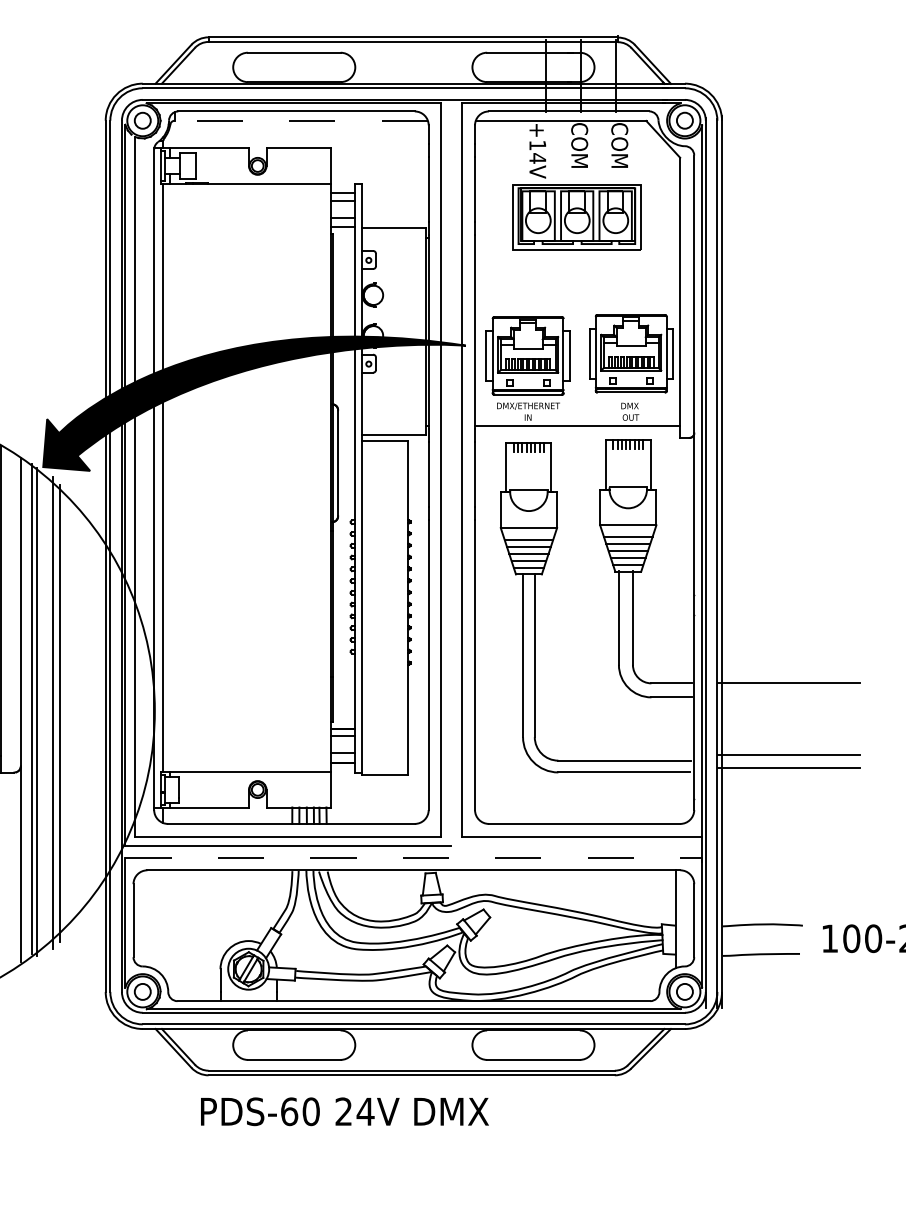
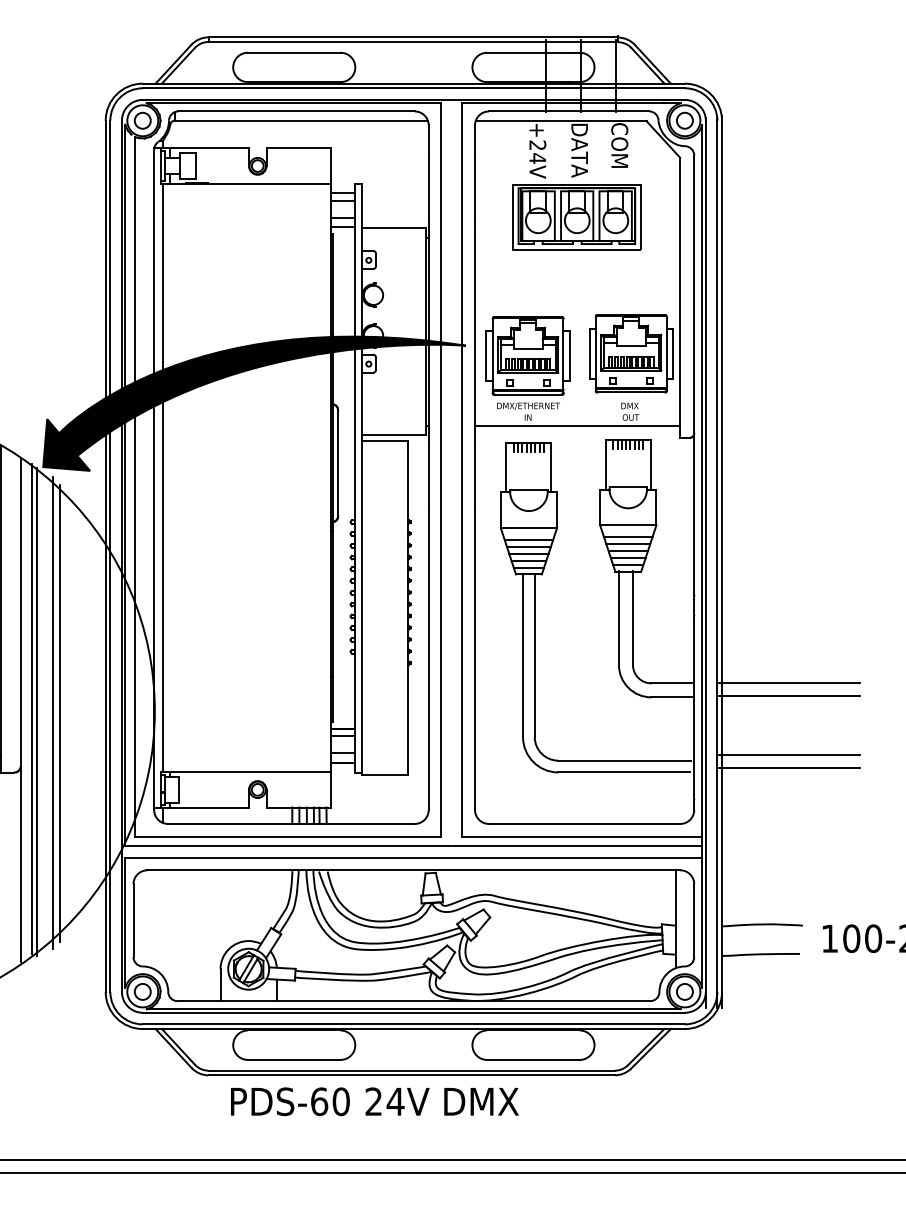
line: dashed -> solid (301, 120)
text: +14V -> +24V (537, 145)
text: COM -> DATA (579, 150)
line: none -> present (789, 695)
line: none -> present (577, 845)
line: dashed -> solid (414, 857)
text position: (344, 1111) -> (374, 1101) (374, 1101)
line: none -> present (452, 1159)
line: none -> present (452, 1172)
